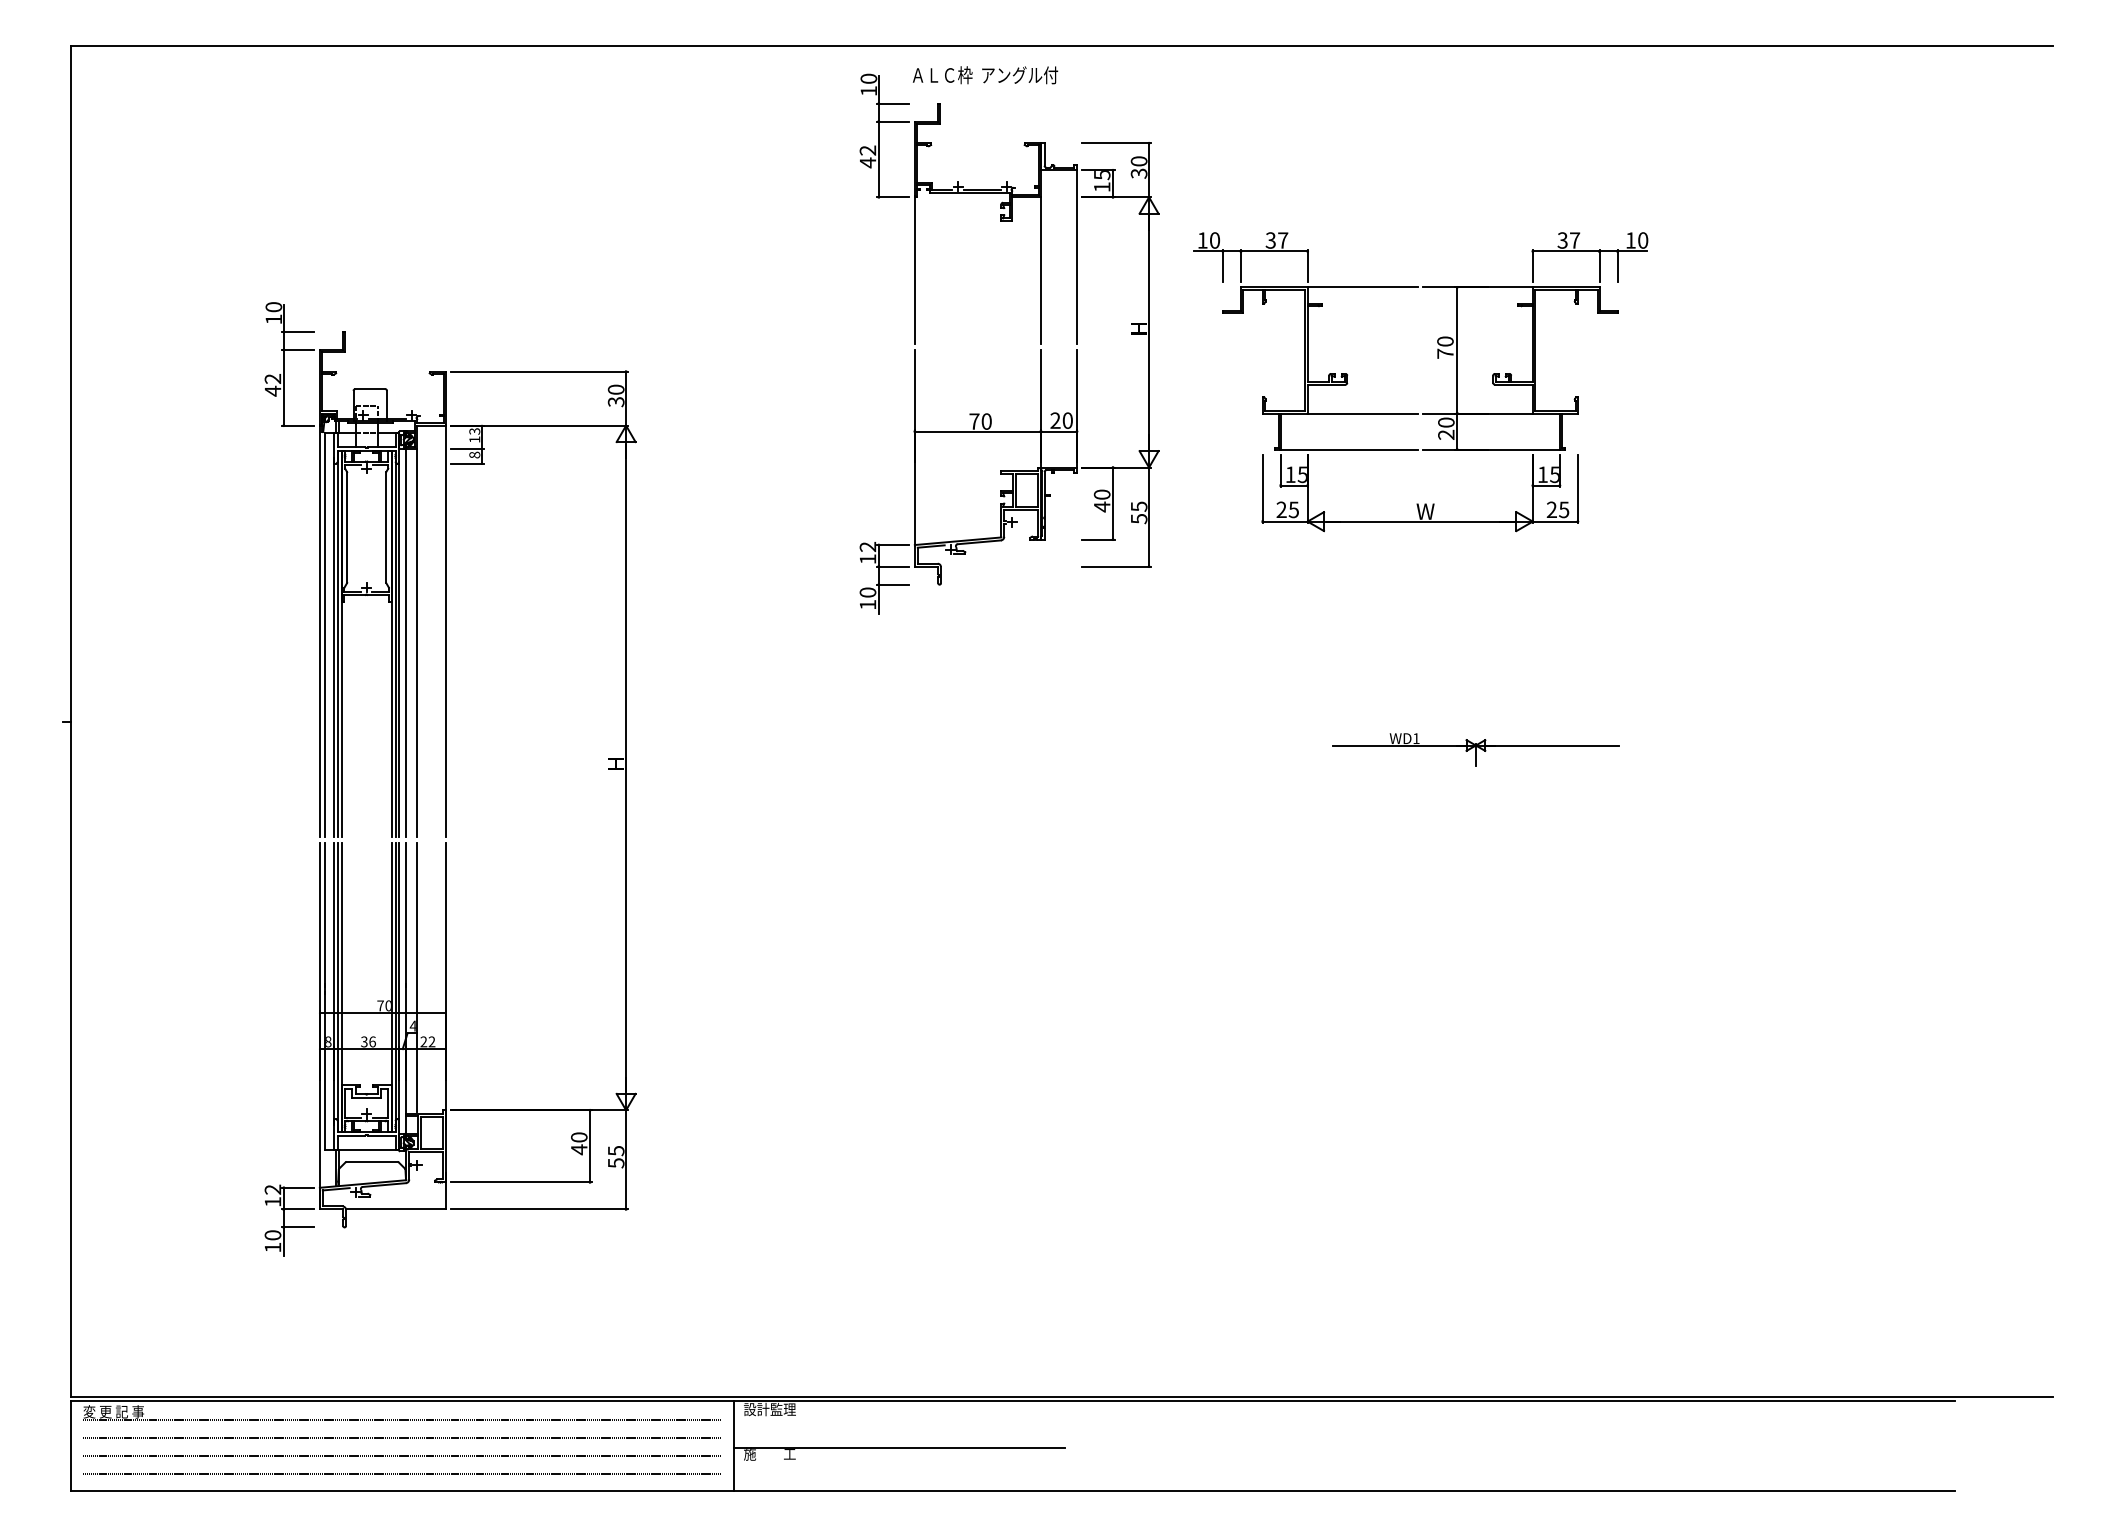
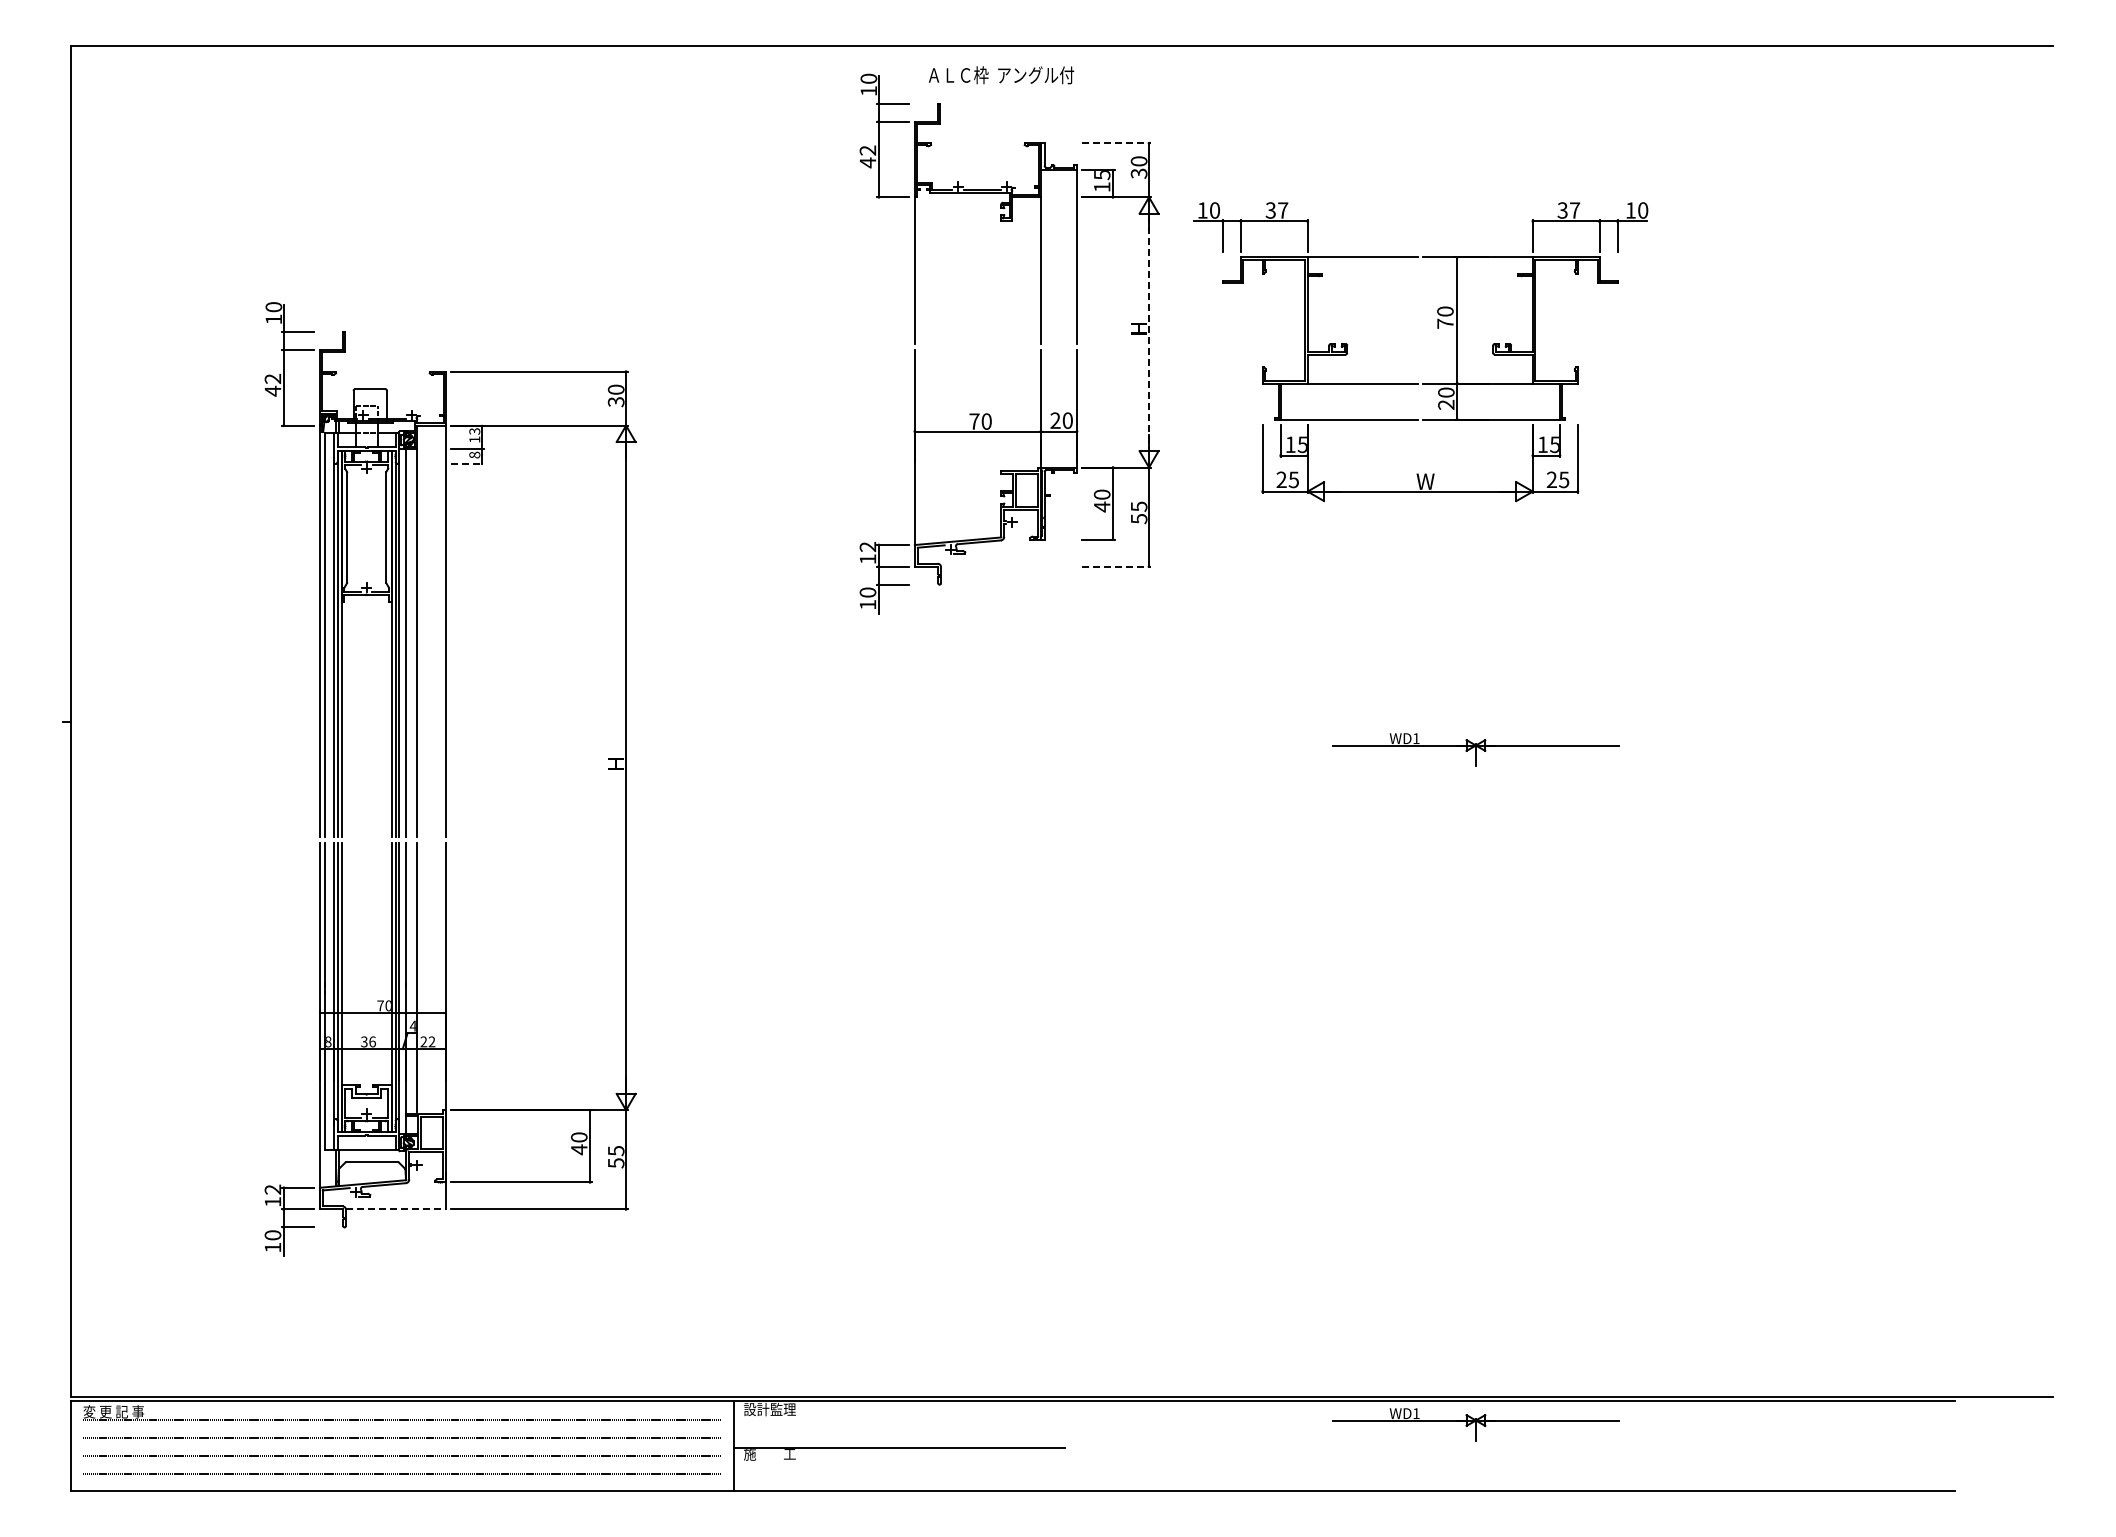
text position: (985, 75) -> (1001, 75) (1001, 75)
line: solid -> dashed (1117, 143)
line: solid -> dashed (1149, 332)
part position: (1437, 358) -> (1437, 328) (1437, 328)
line: solid -> dashed (468, 463)
line: solid -> dashed (1117, 566)
line: solid -> dashed (396, 1209)
part: none -> present (1475, 1424)
